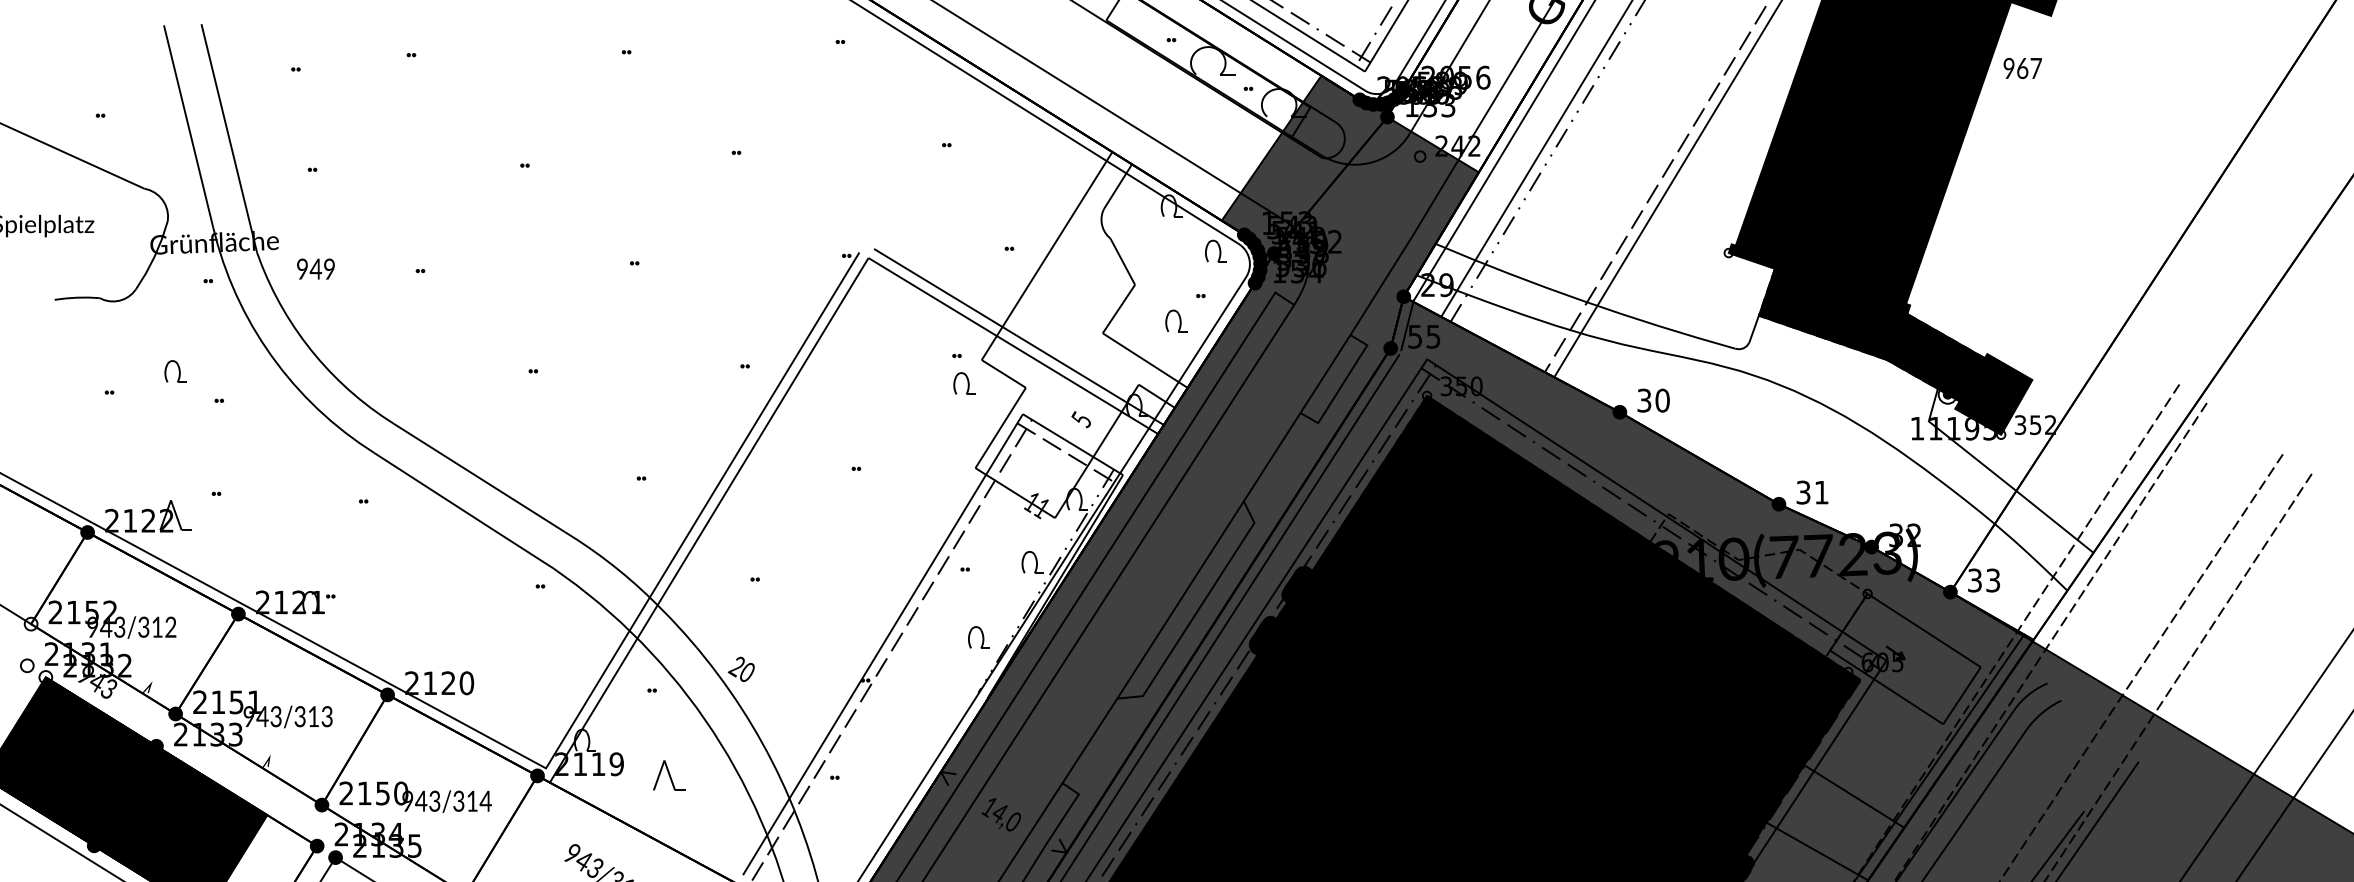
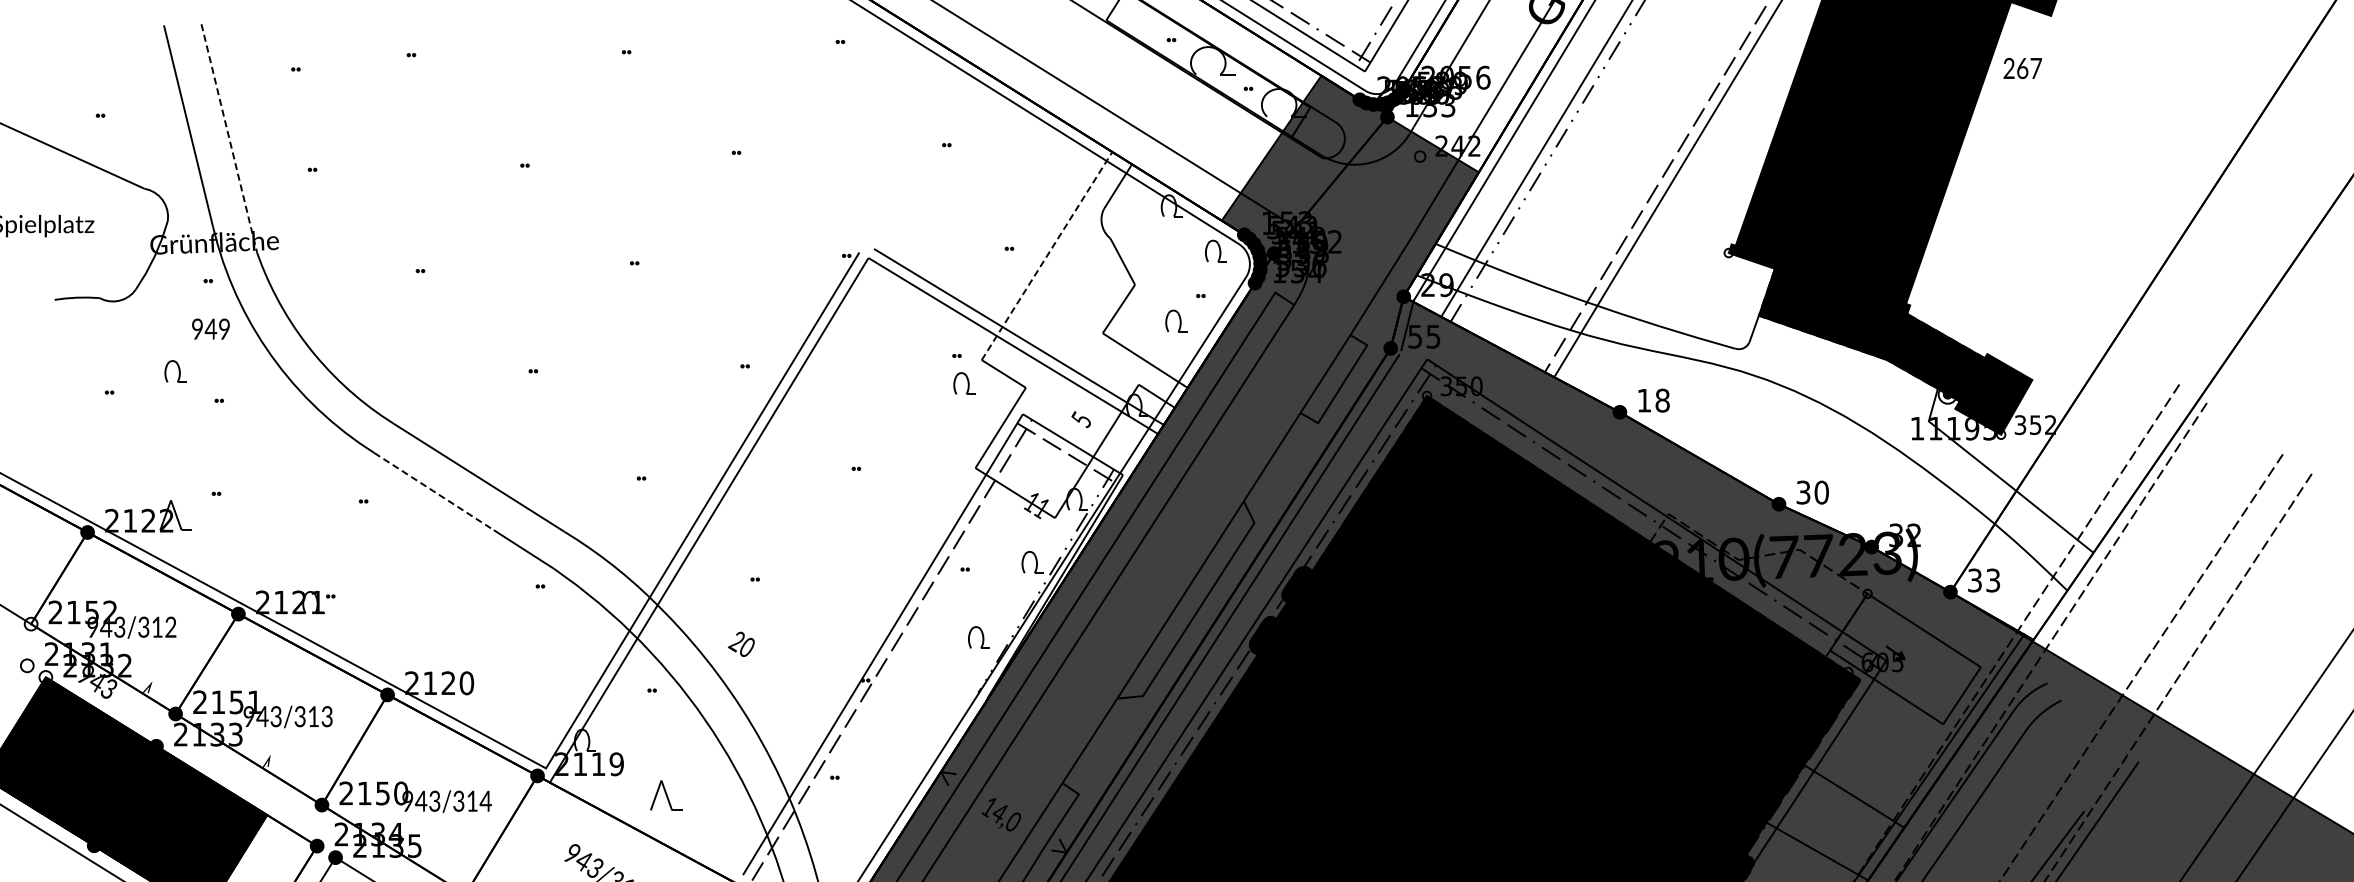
text: 967 -> 267 (2008, 68)
line: solid -> dashed (229, 138)
line: solid -> dashed (1047, 256)
text position: (315, 268) -> (210, 328) (210, 328)
text: 30 -> 18 (1653, 400)
line: solid -> dashed (434, 491)
text: 31 -> 30 (1821, 492)
text position: (740, 668) -> (740, 643) (740, 643)
part position: (669, 775) -> (666, 795) (666, 795)
